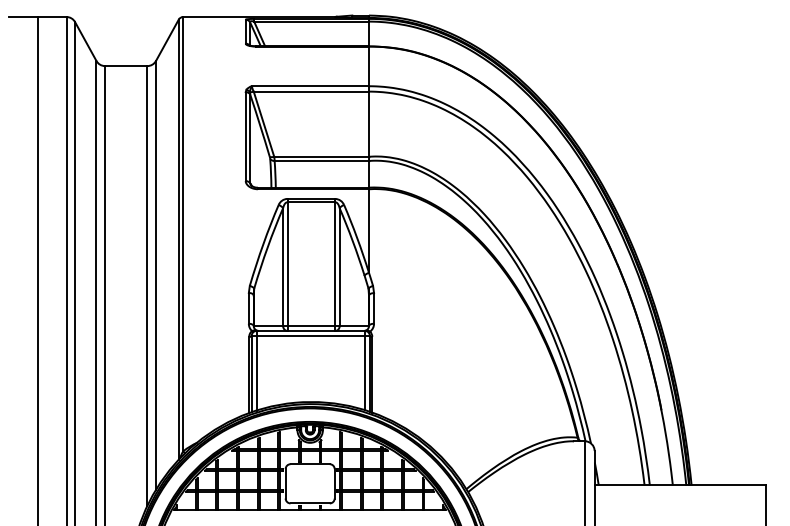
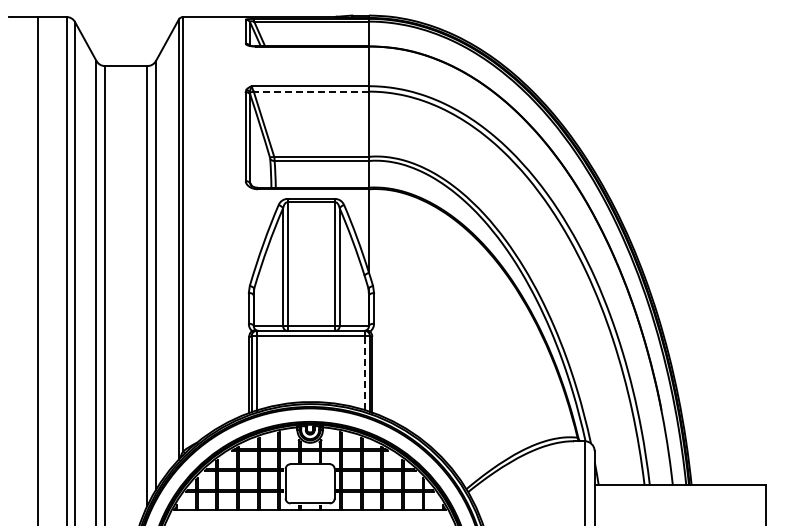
line: solid -> dashed (311, 91)
line: solid -> dashed (364, 372)
